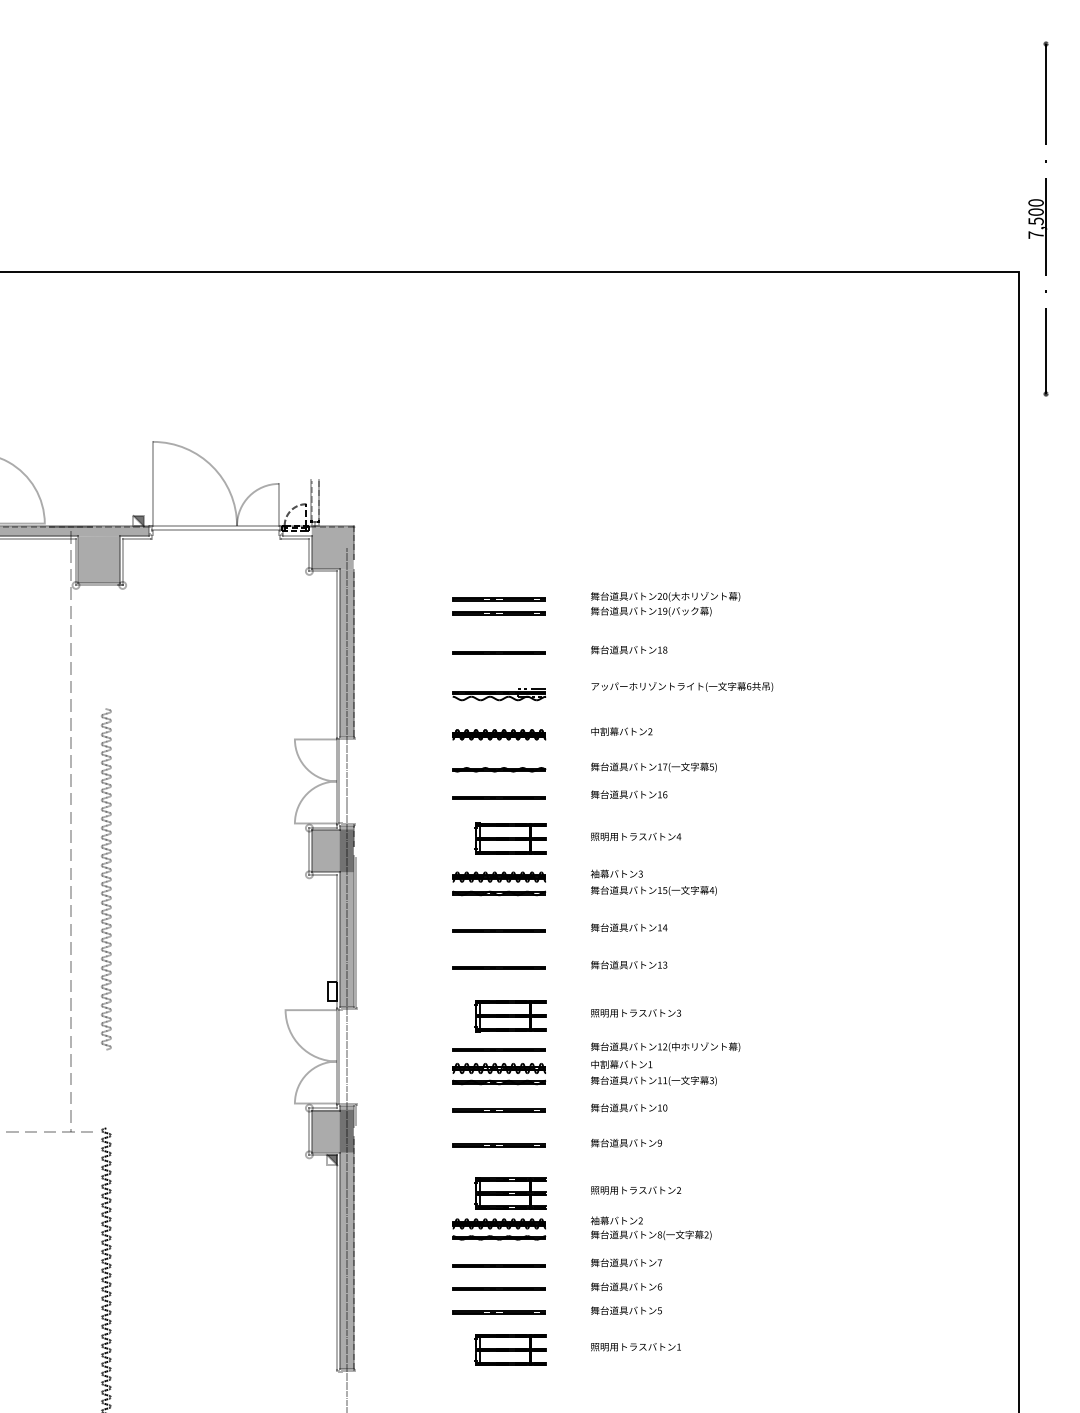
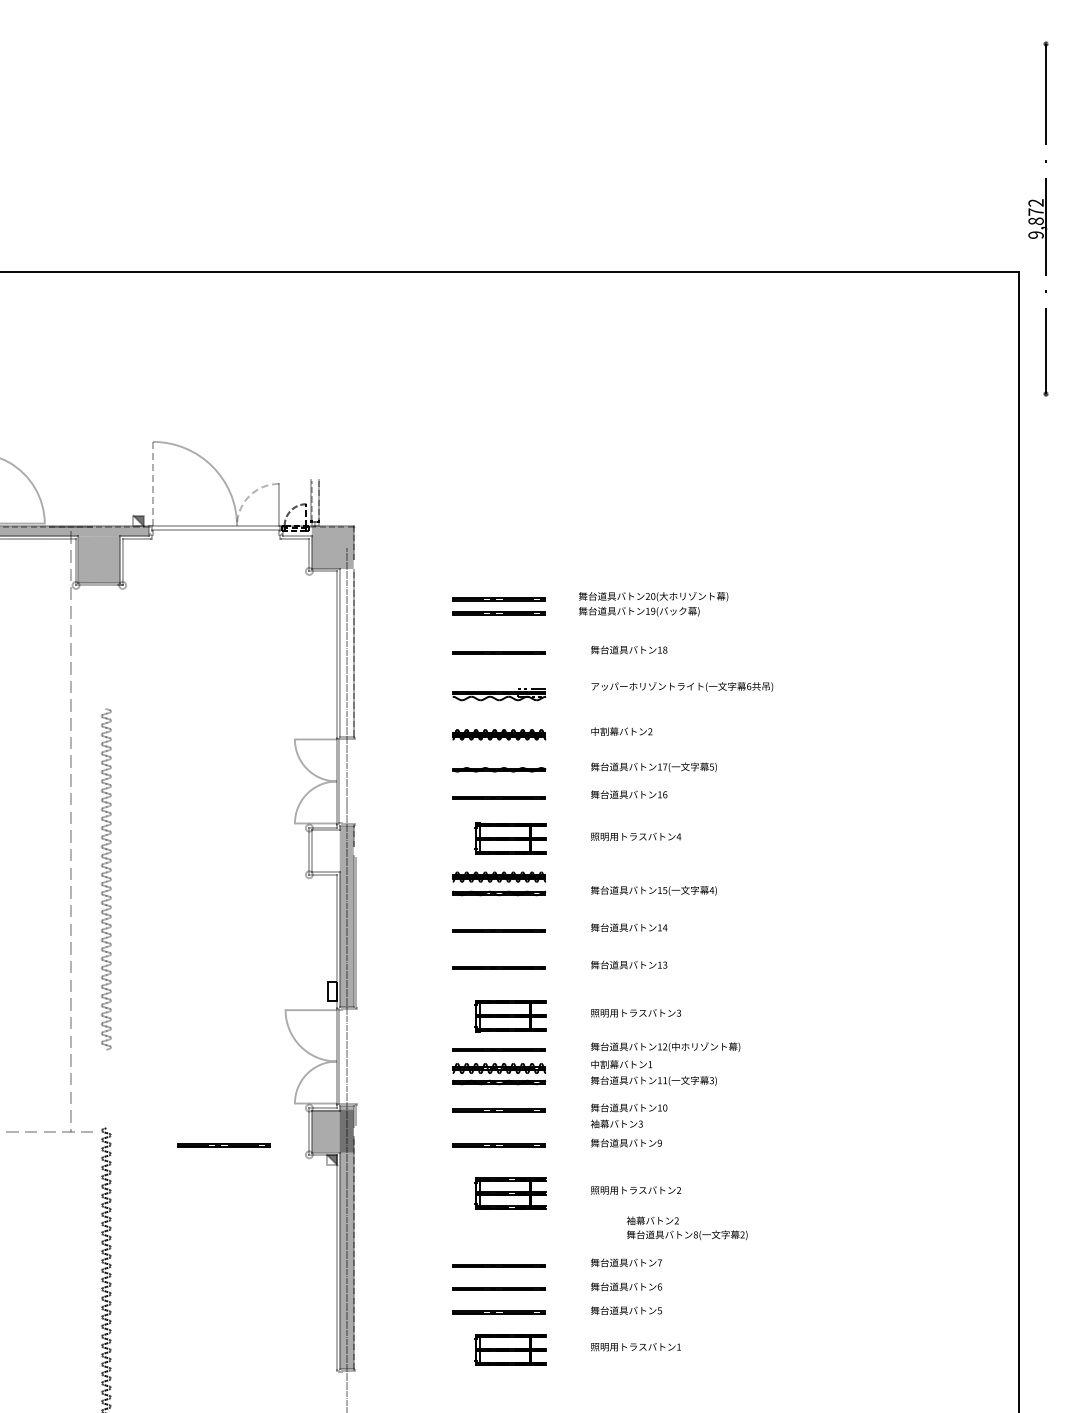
text: 7,500 -> 9,872 (1035, 218)
line: solid -> dashed (153, 483)
arc: solid -> dashed (249, 496)
text position: (665, 604) -> (653, 604) (653, 604)
fill: present -> none (346, 652)
fill: present -> none (332, 850)
text position: (616, 873) -> (616, 1123) (616, 1123)
line: none -> present (223, 1144)
text position: (651, 1227) -> (687, 1227) (687, 1227)
part: present -> none (499, 1229)
